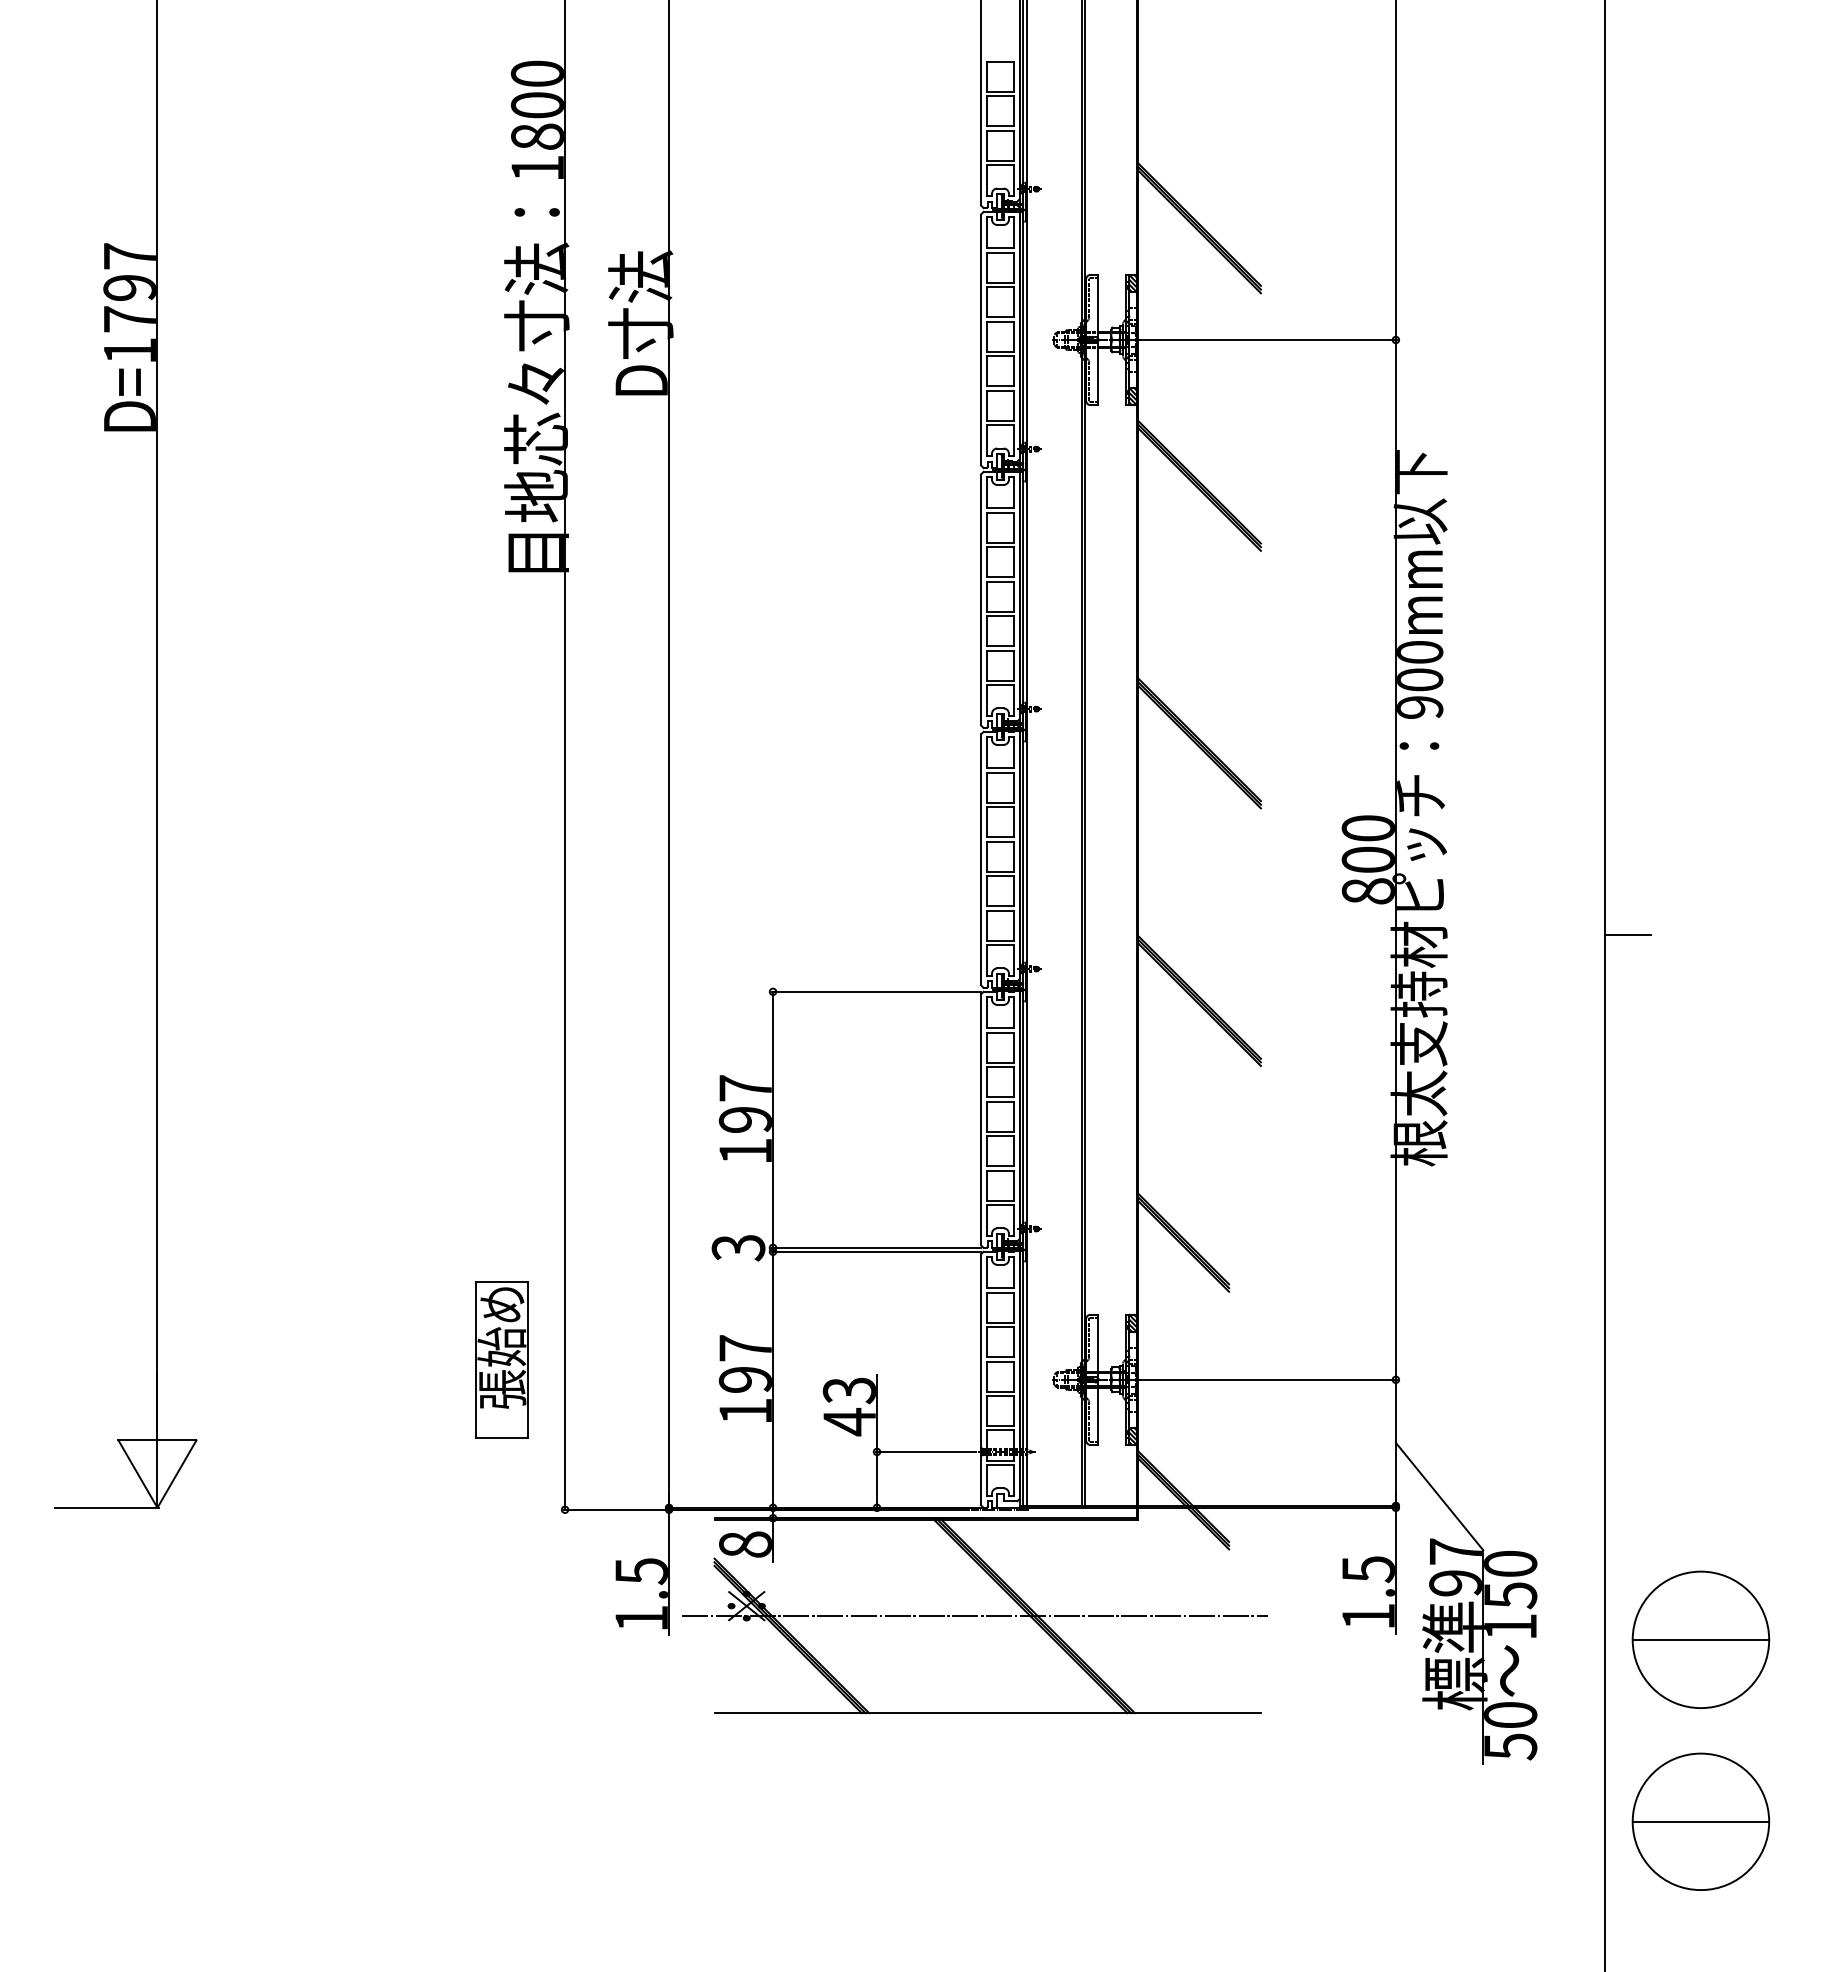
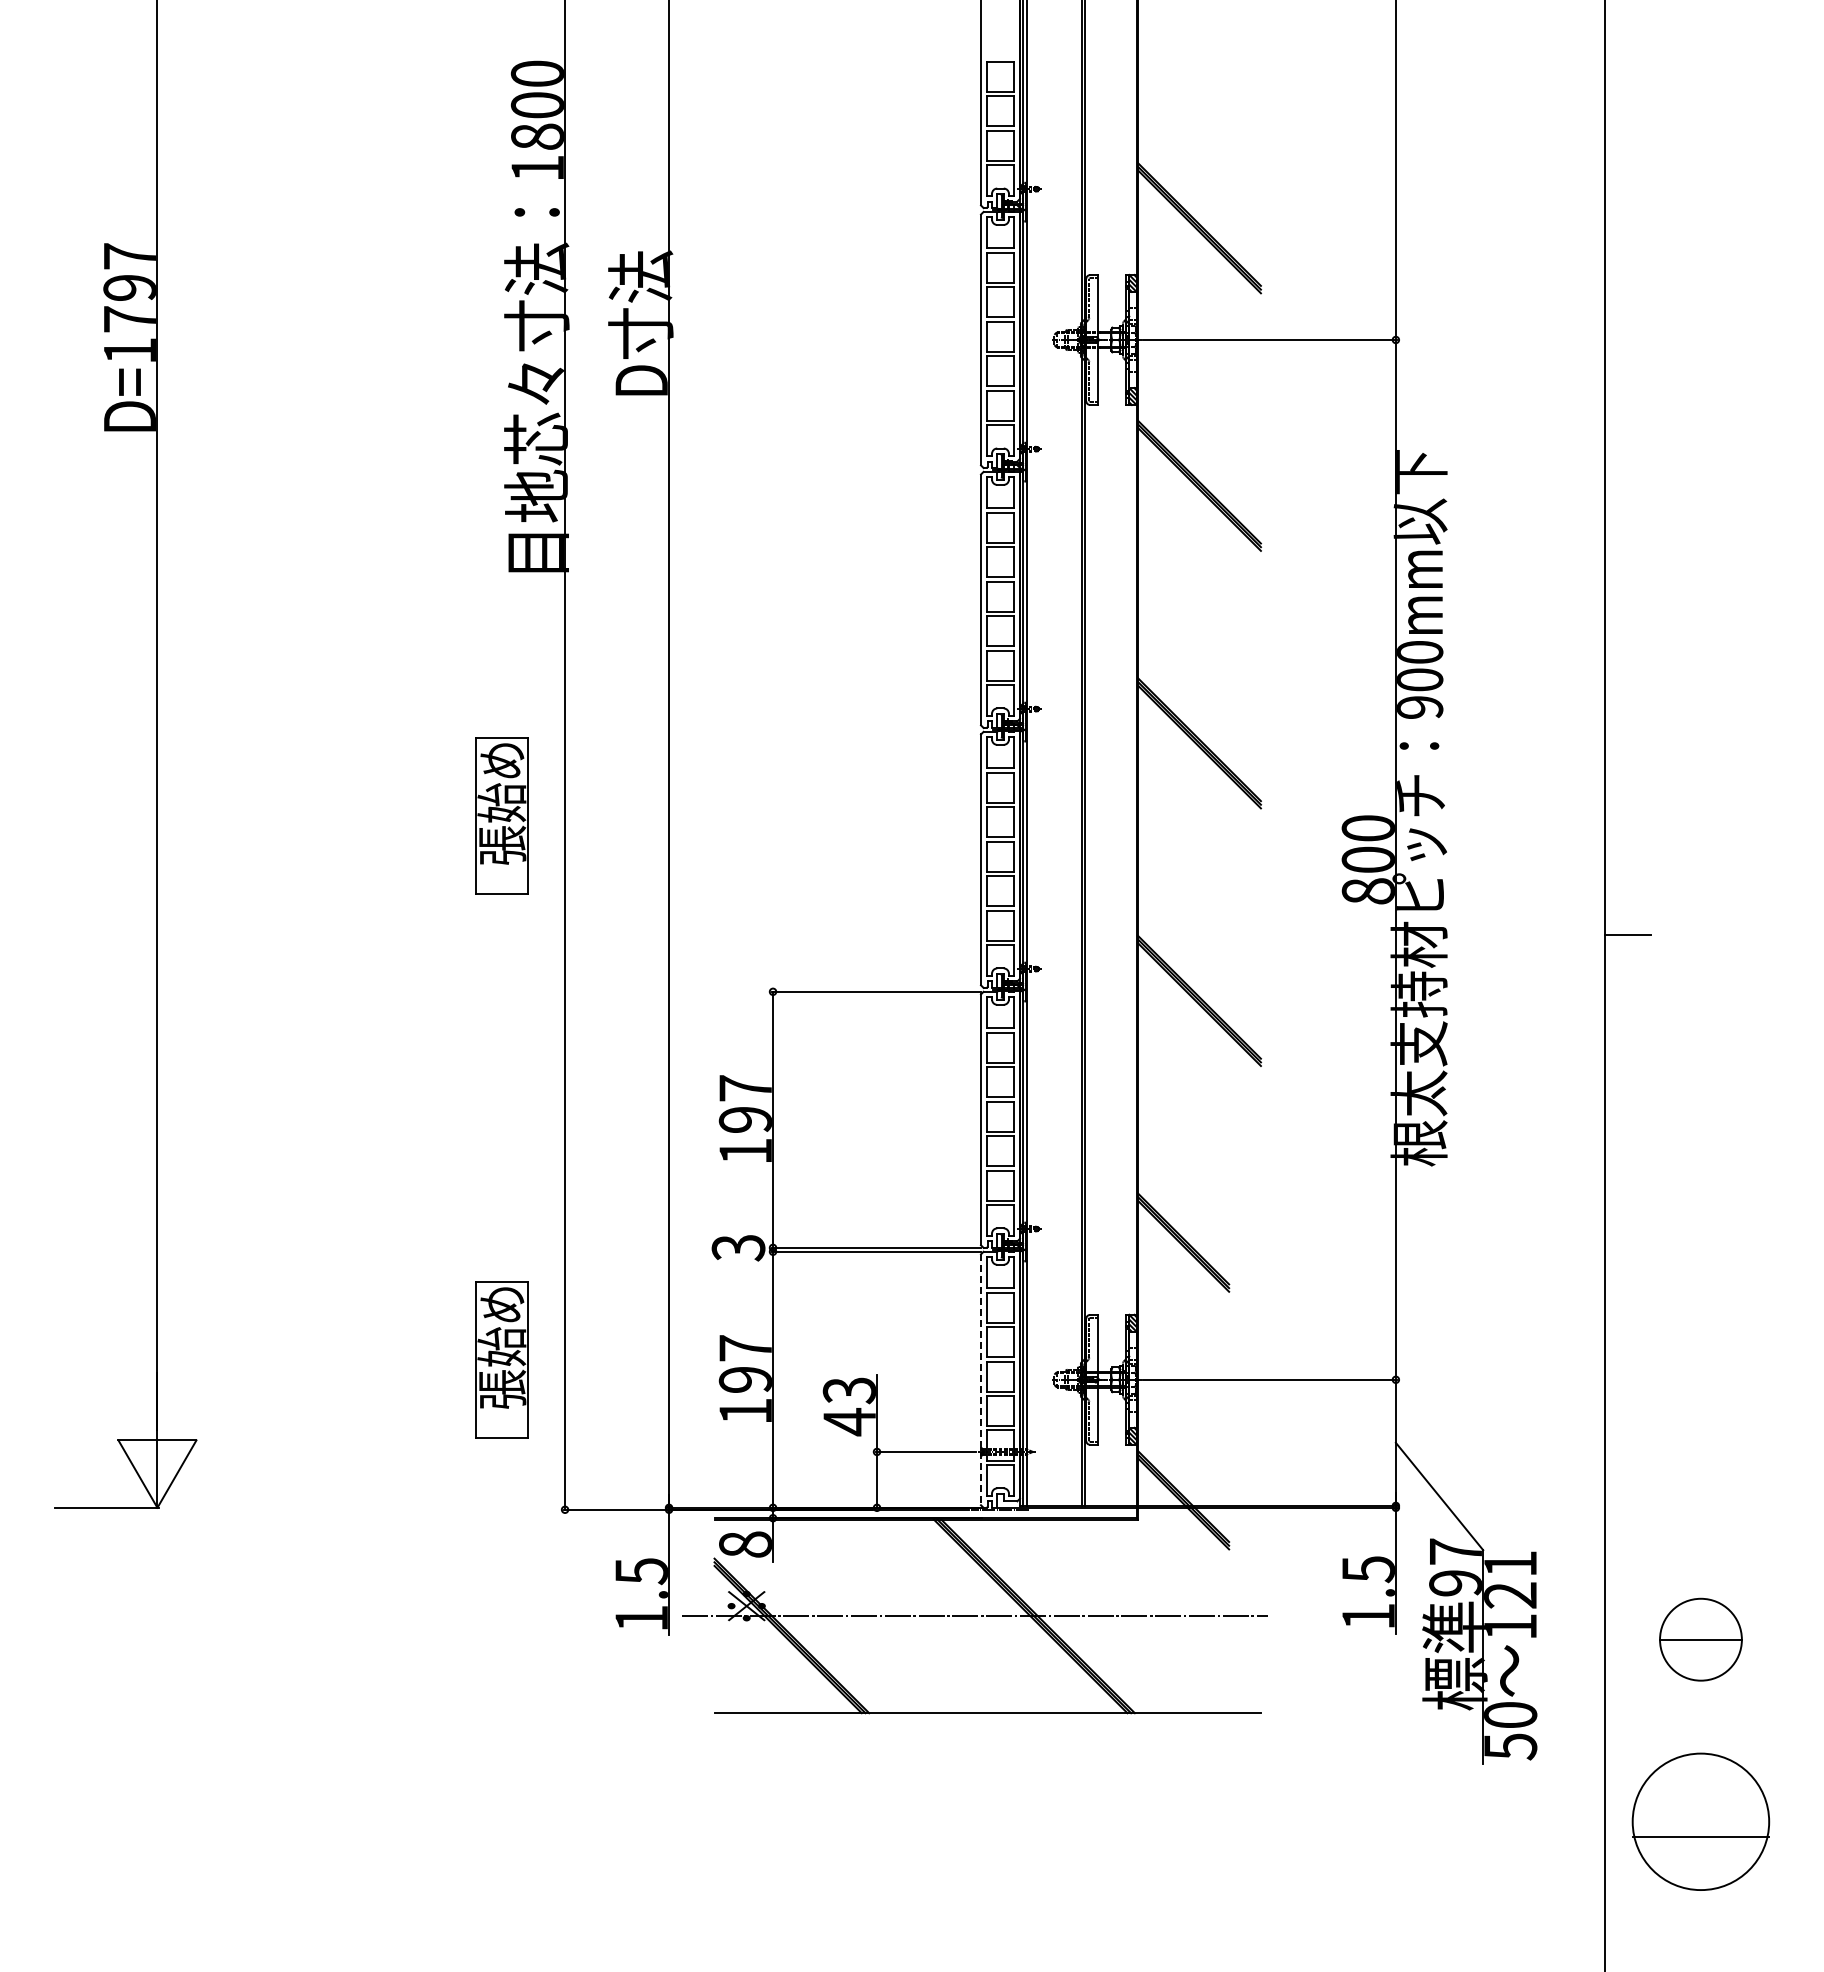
part: none -> present (501, 815)
line: solid -> dashed (981, 1380)
text: 150 -> 121 (1510, 1580)
part size: 140x139 px -> 84x85 px (1700, 1639)
line position: (1700, 1821) -> (1700, 1836) (1700, 1836)
